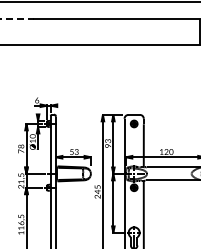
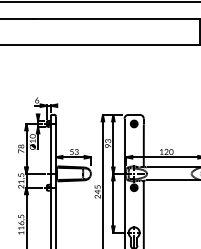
line: dashed -> solid (17, 19)
